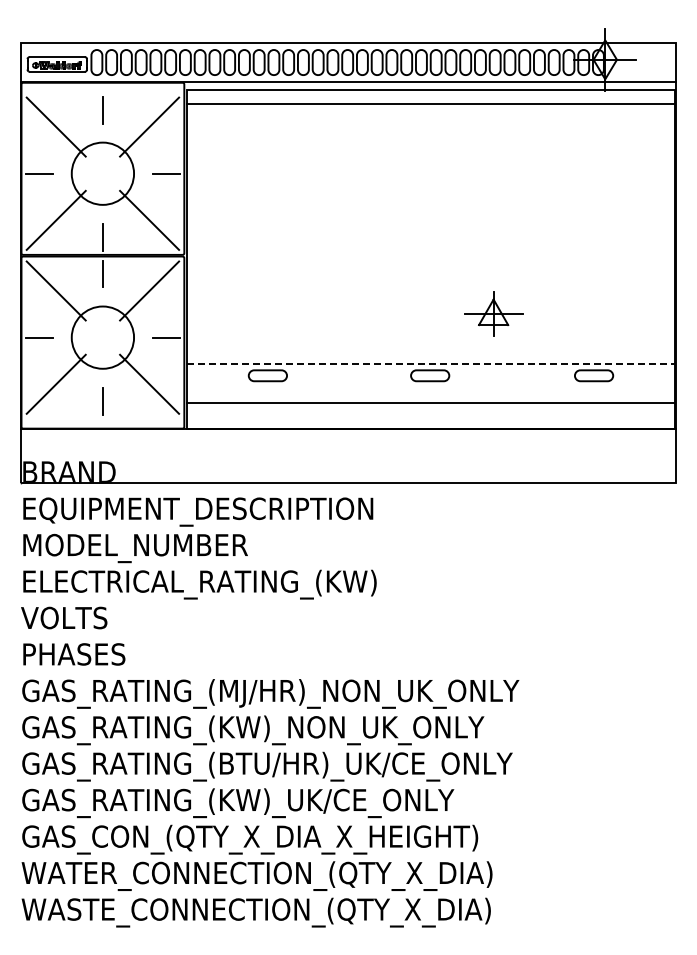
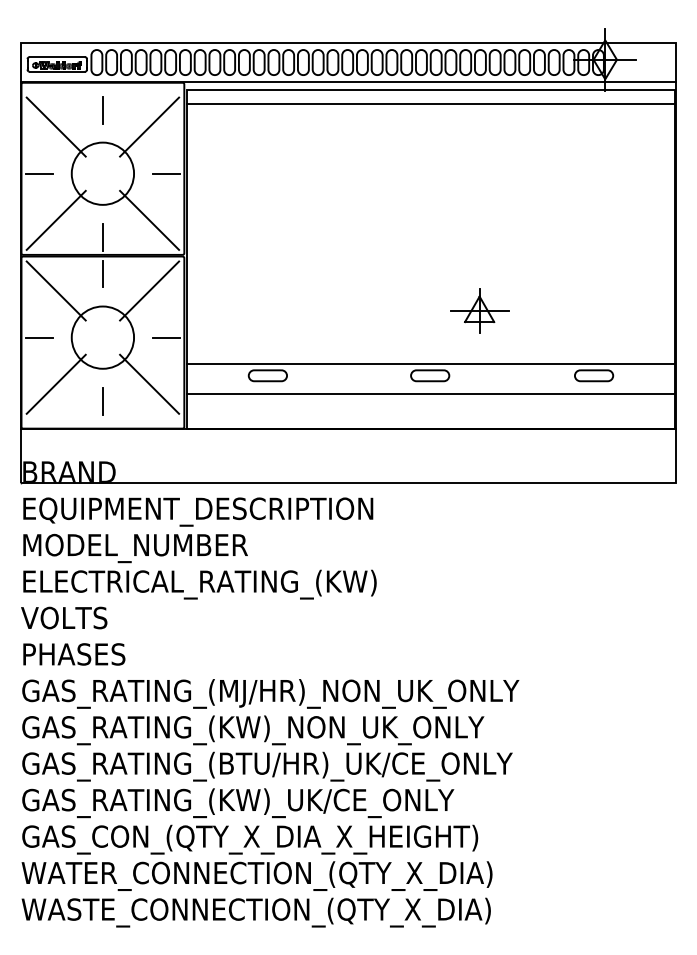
part position: (493, 313) -> (479, 310) (479, 310)
line: dashed -> solid (431, 364)
line position: (430, 403) -> (430, 394) (430, 394)
